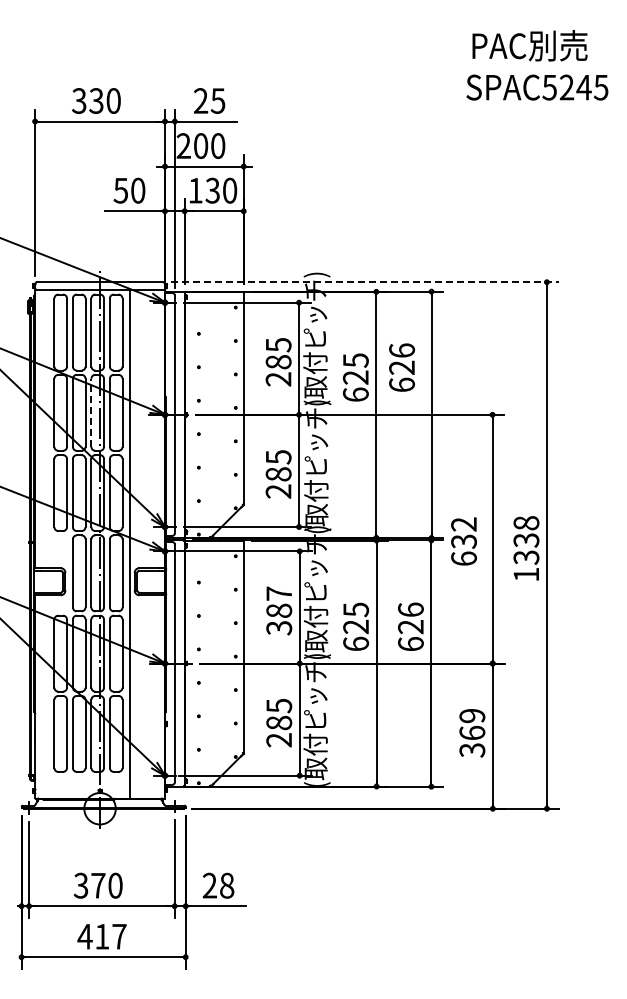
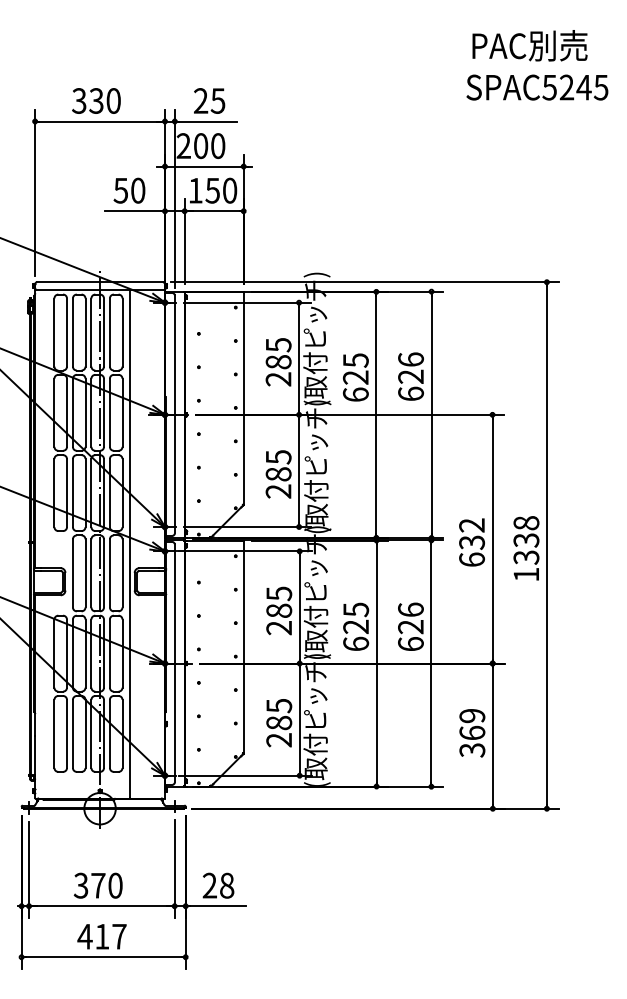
text: 130 -> 150 (212, 190)
line: dashed -> solid (364, 282)
text position: (401, 367) -> (410, 376) (410, 376)
line: dashed -> solid (91, 412)
text position: (463, 541) -> (471, 542) (471, 542)
text: 387 -> 285 (279, 610)
